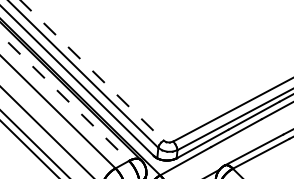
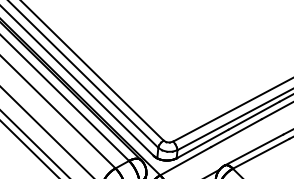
line: dashed -> solid (92, 70)
line: dashed -> solid (64, 97)
